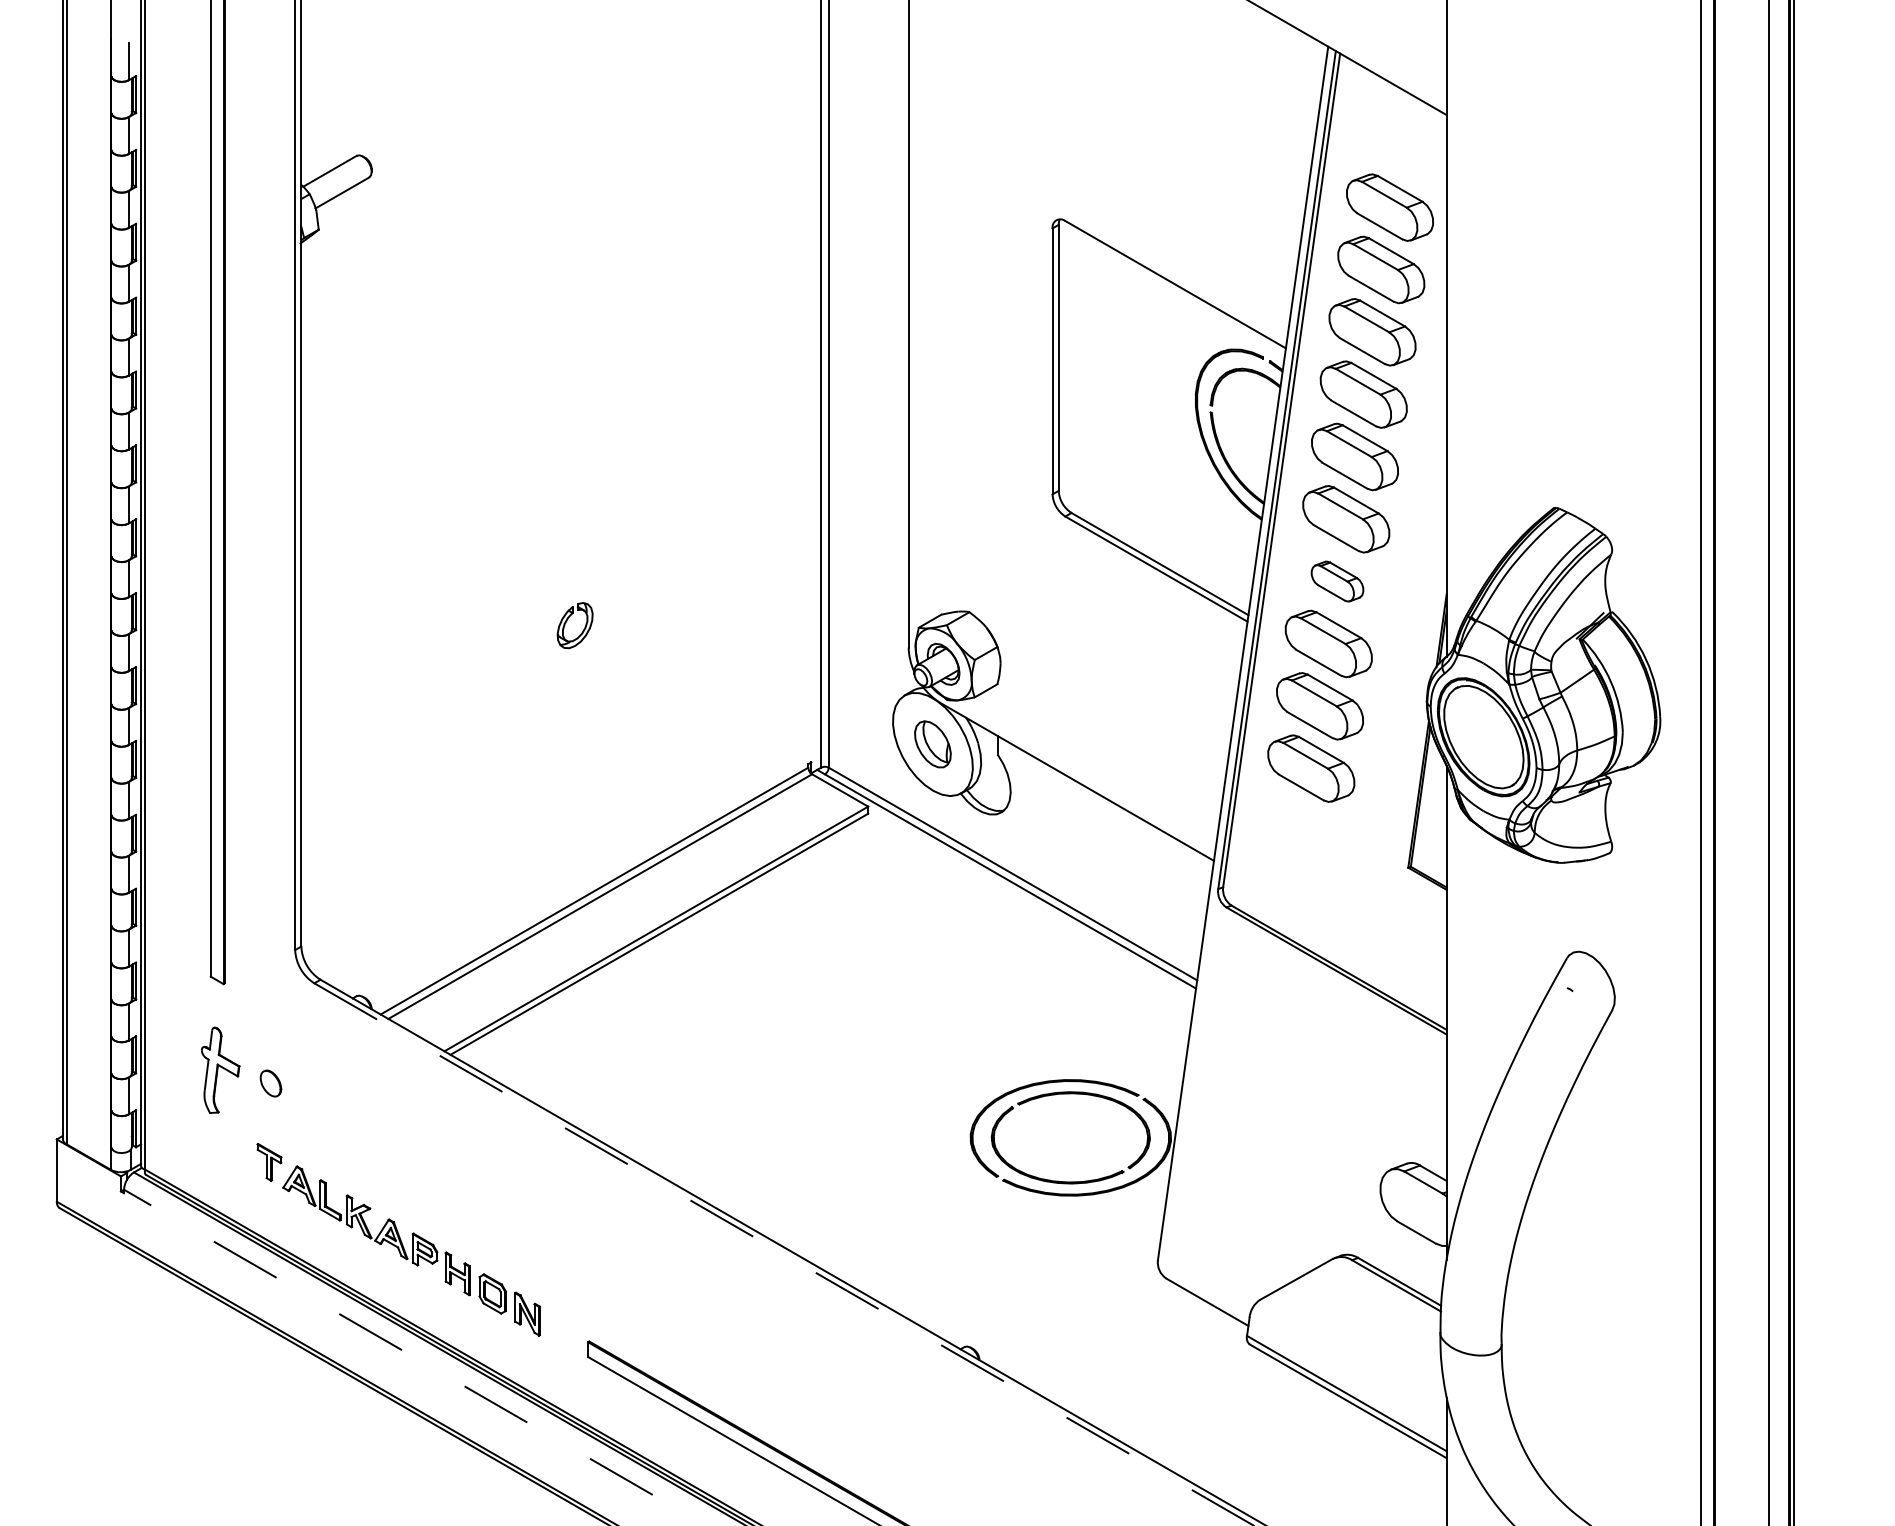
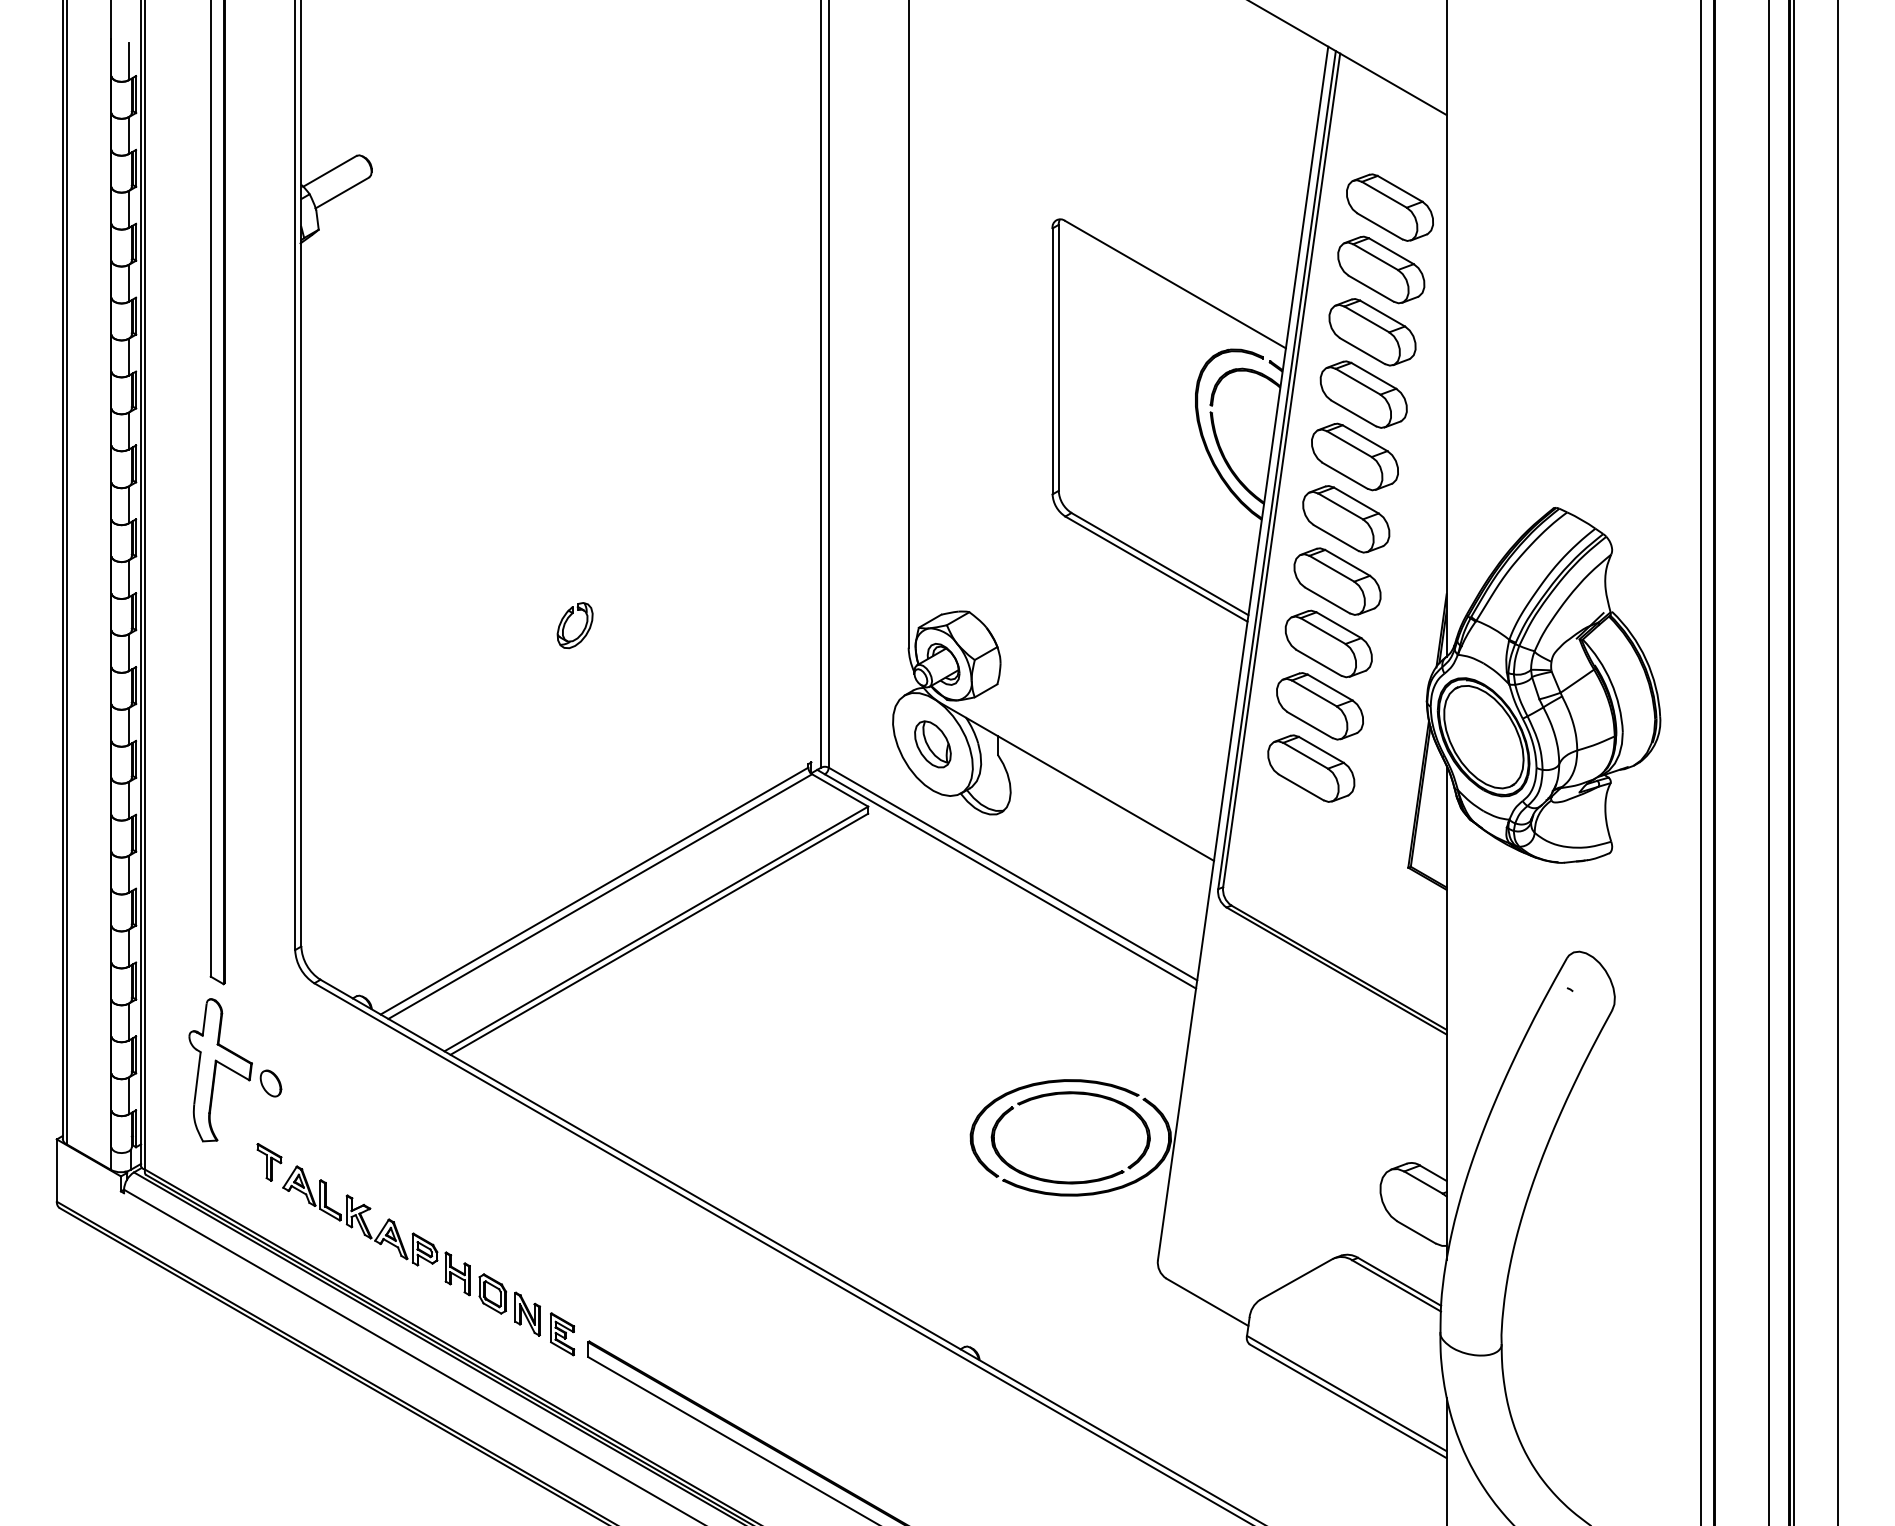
part size: 55x43 px -> 89x69 px (1337, 581)
line: none -> present (1838, 762)
part size: 40x88 px -> 65x145 px (220, 1070)
line: dashed -> solid (784, 1254)
part: none -> present (562, 1334)
line: dashed -> solid (414, 1357)
